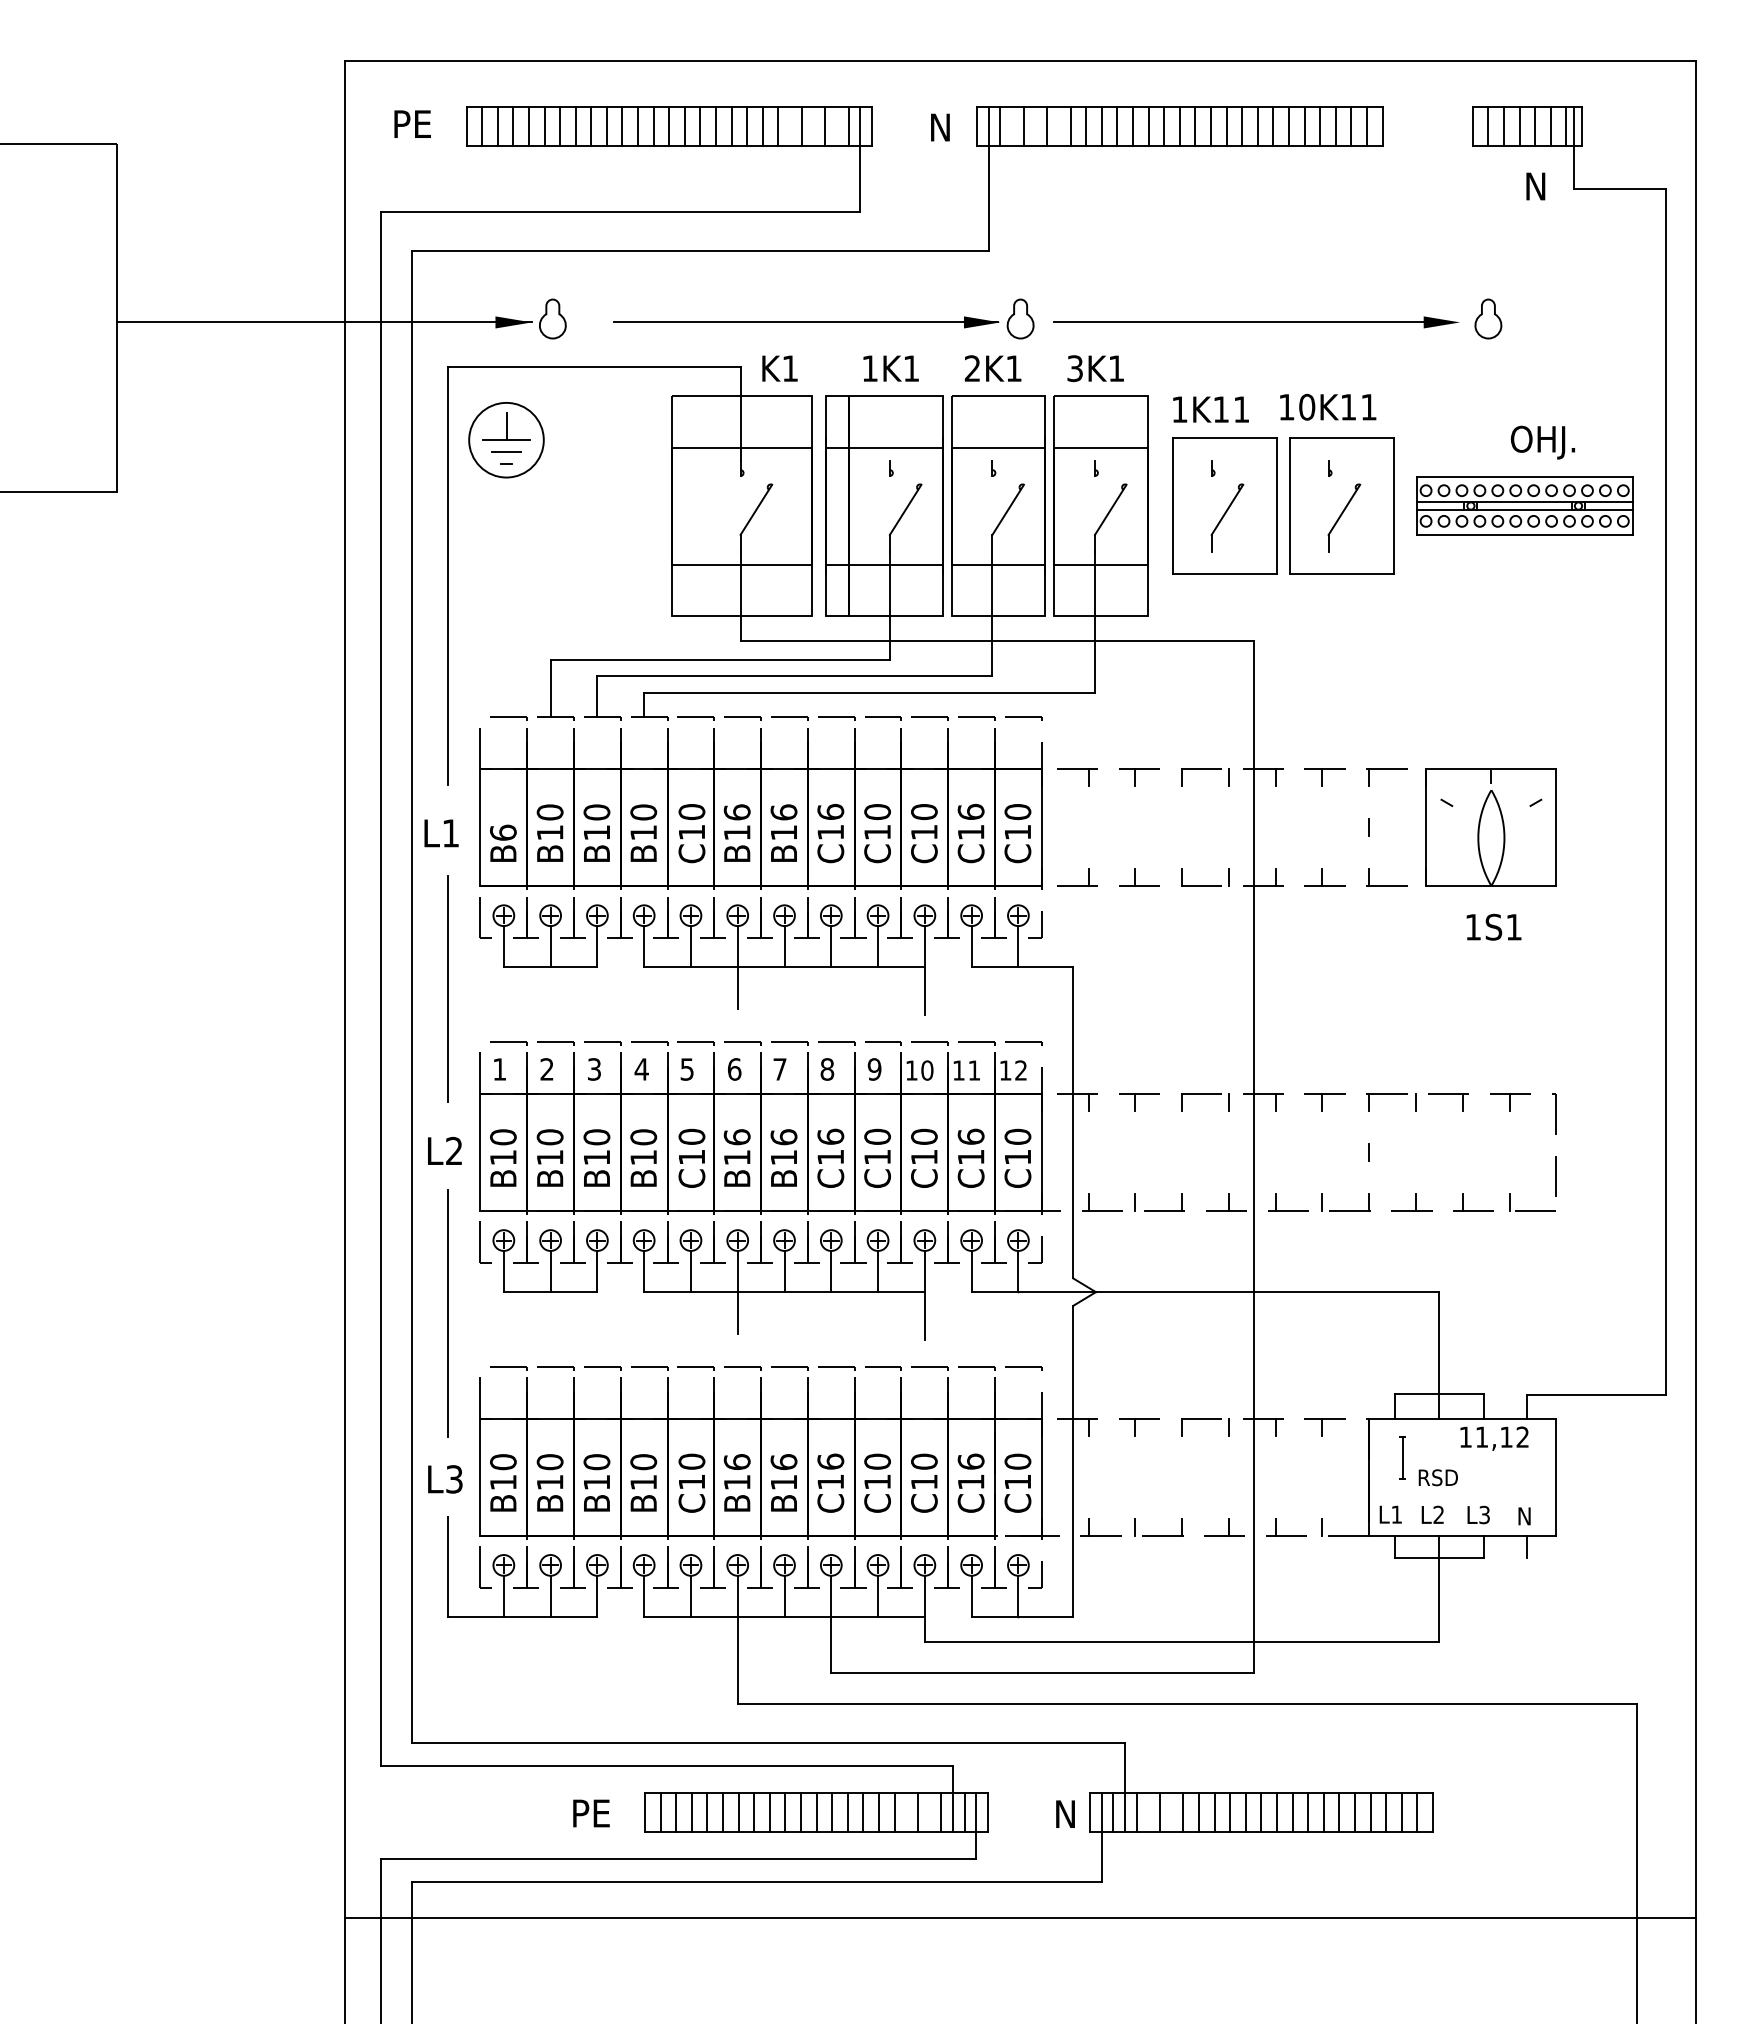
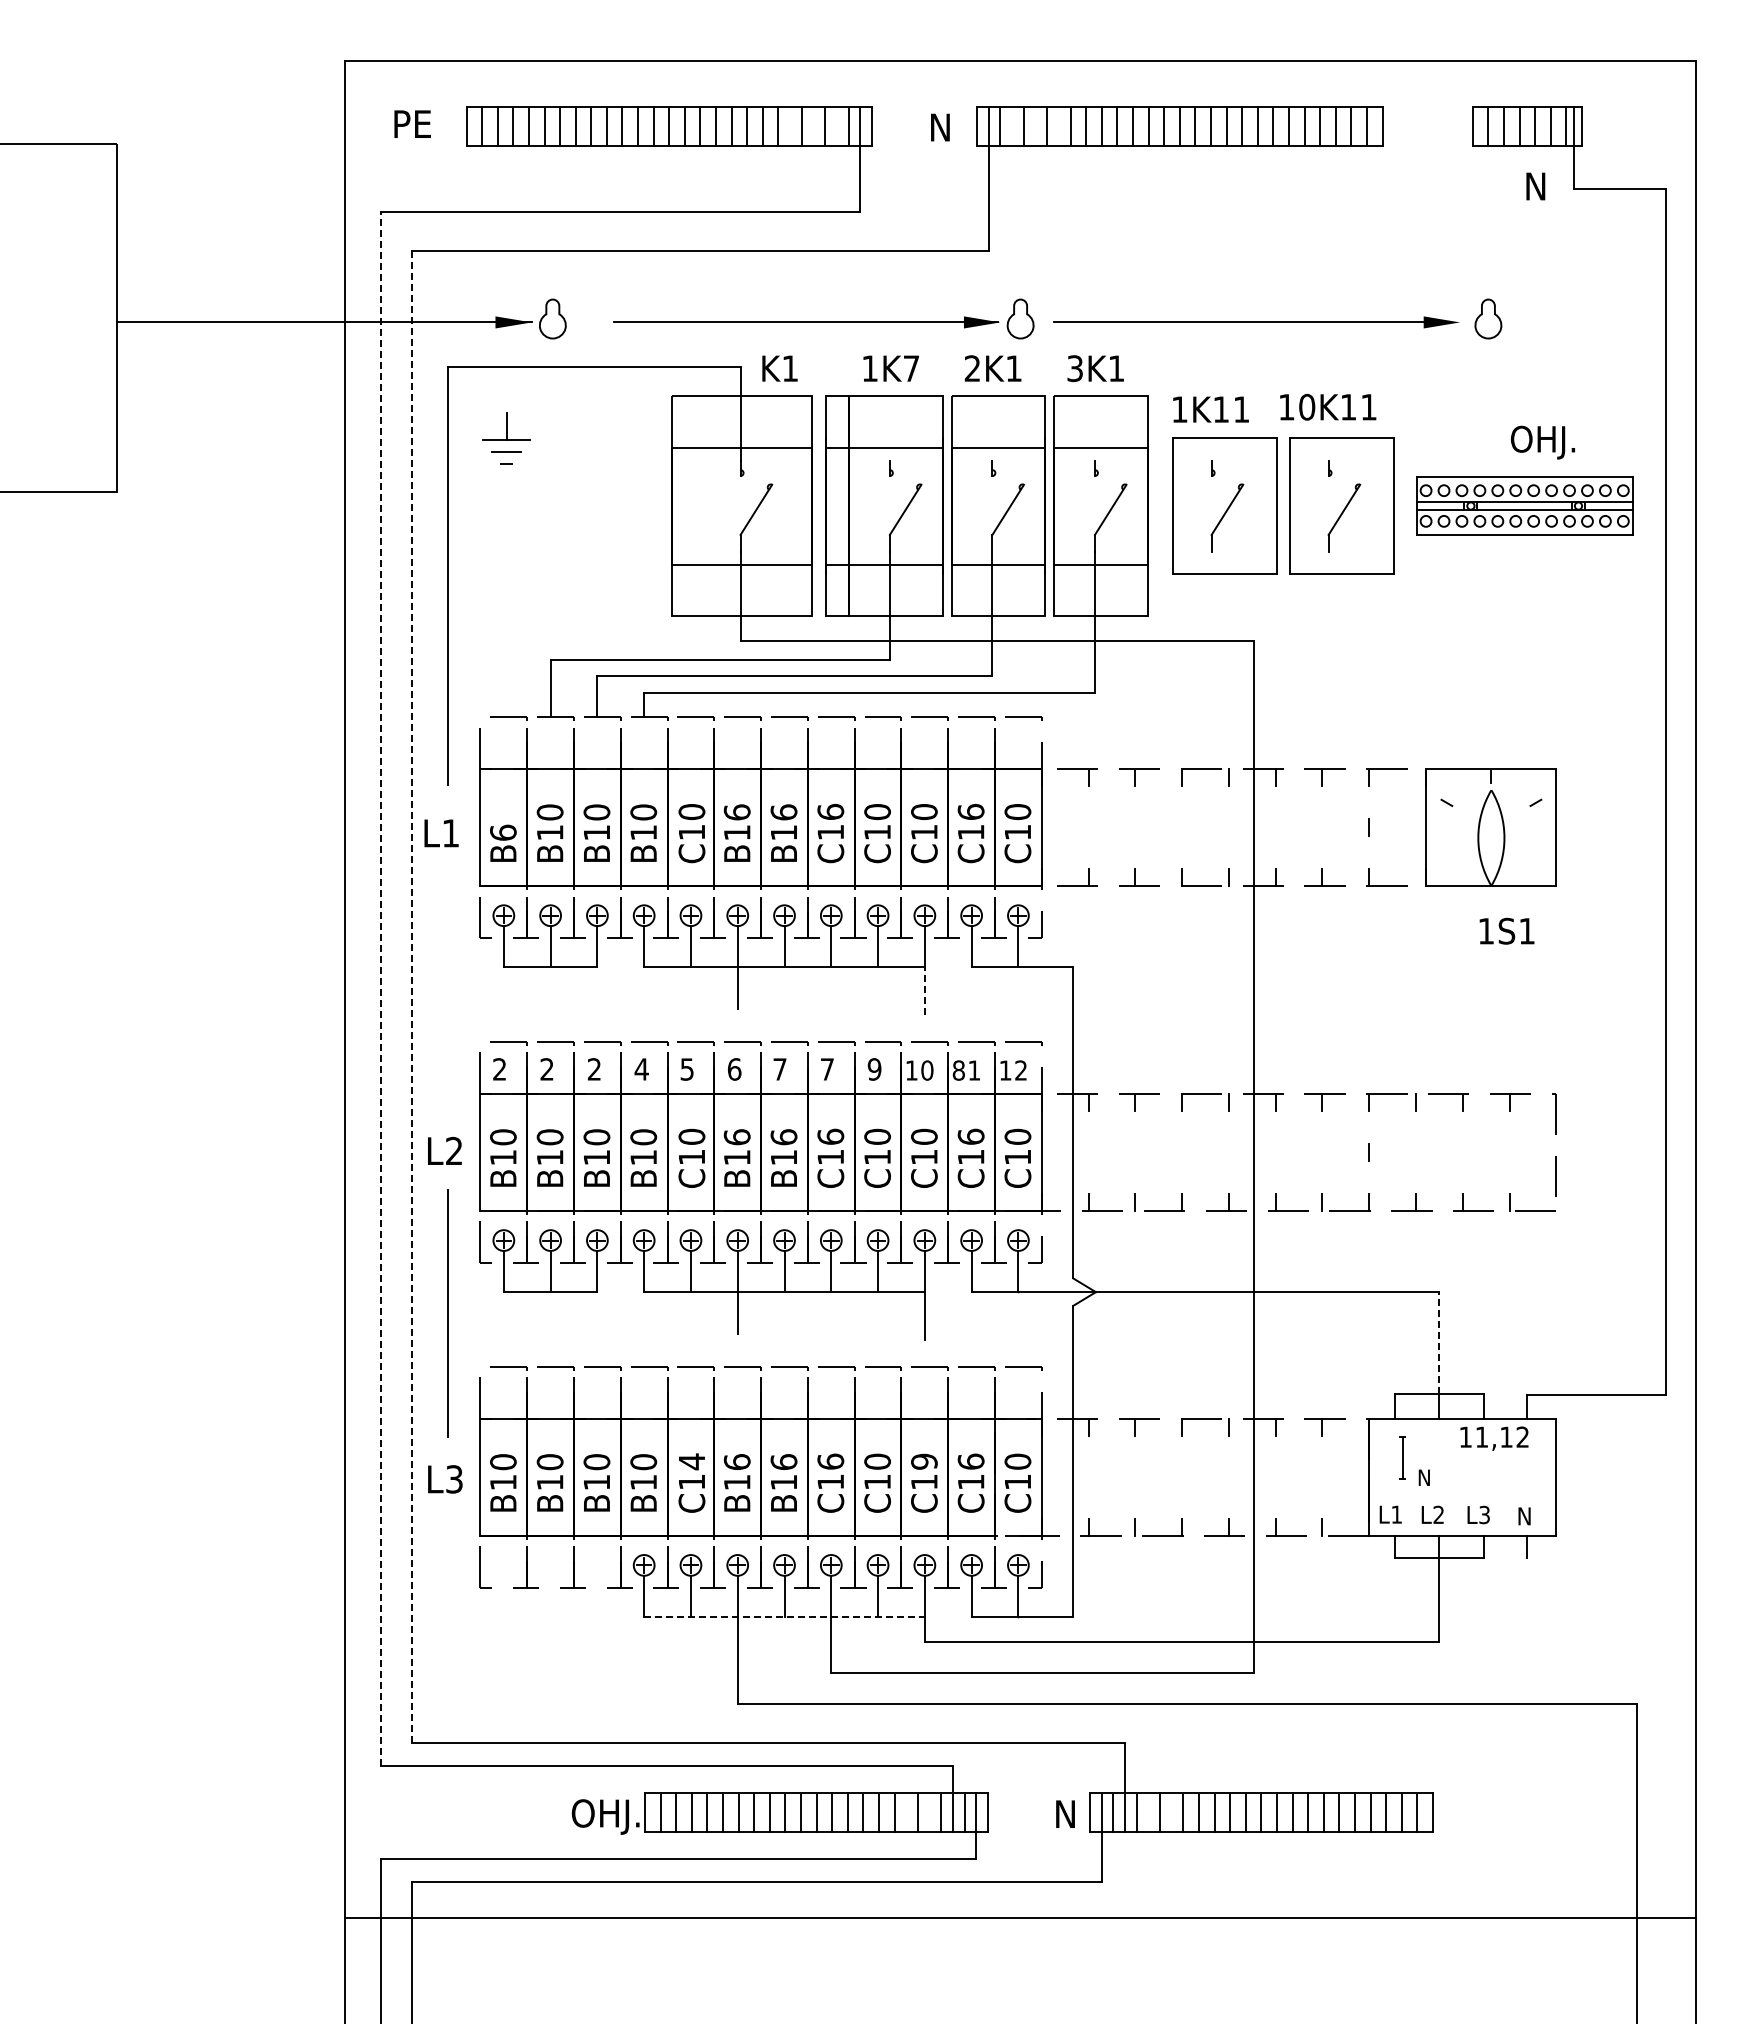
text: 1K1 -> 1K7 (911, 368)
circle: present -> none (506, 440)
text position: (1493, 926) -> (1506, 930) (1506, 930)
line: present -> none (448, 988)
line: solid -> dashed (381, 989)
line: solid -> dashed (924, 991)
line: solid -> dashed (412, 996)
text: 1 -> 2 (499, 1069)
text: 3 -> 2 (594, 1069)
text: 8 -> 7 (827, 1069)
text: 11 -> 81 (958, 1070)
line: solid -> dashed (1439, 1343)
text: C10 -> C14 (691, 1461)
text: C10 -> C19 (924, 1461)
text: RSD -> N (1438, 1477)
part: present -> none (515, 1566)
line: solid -> dashed (785, 1617)
text: PE -> OHJ. (605, 1816)
